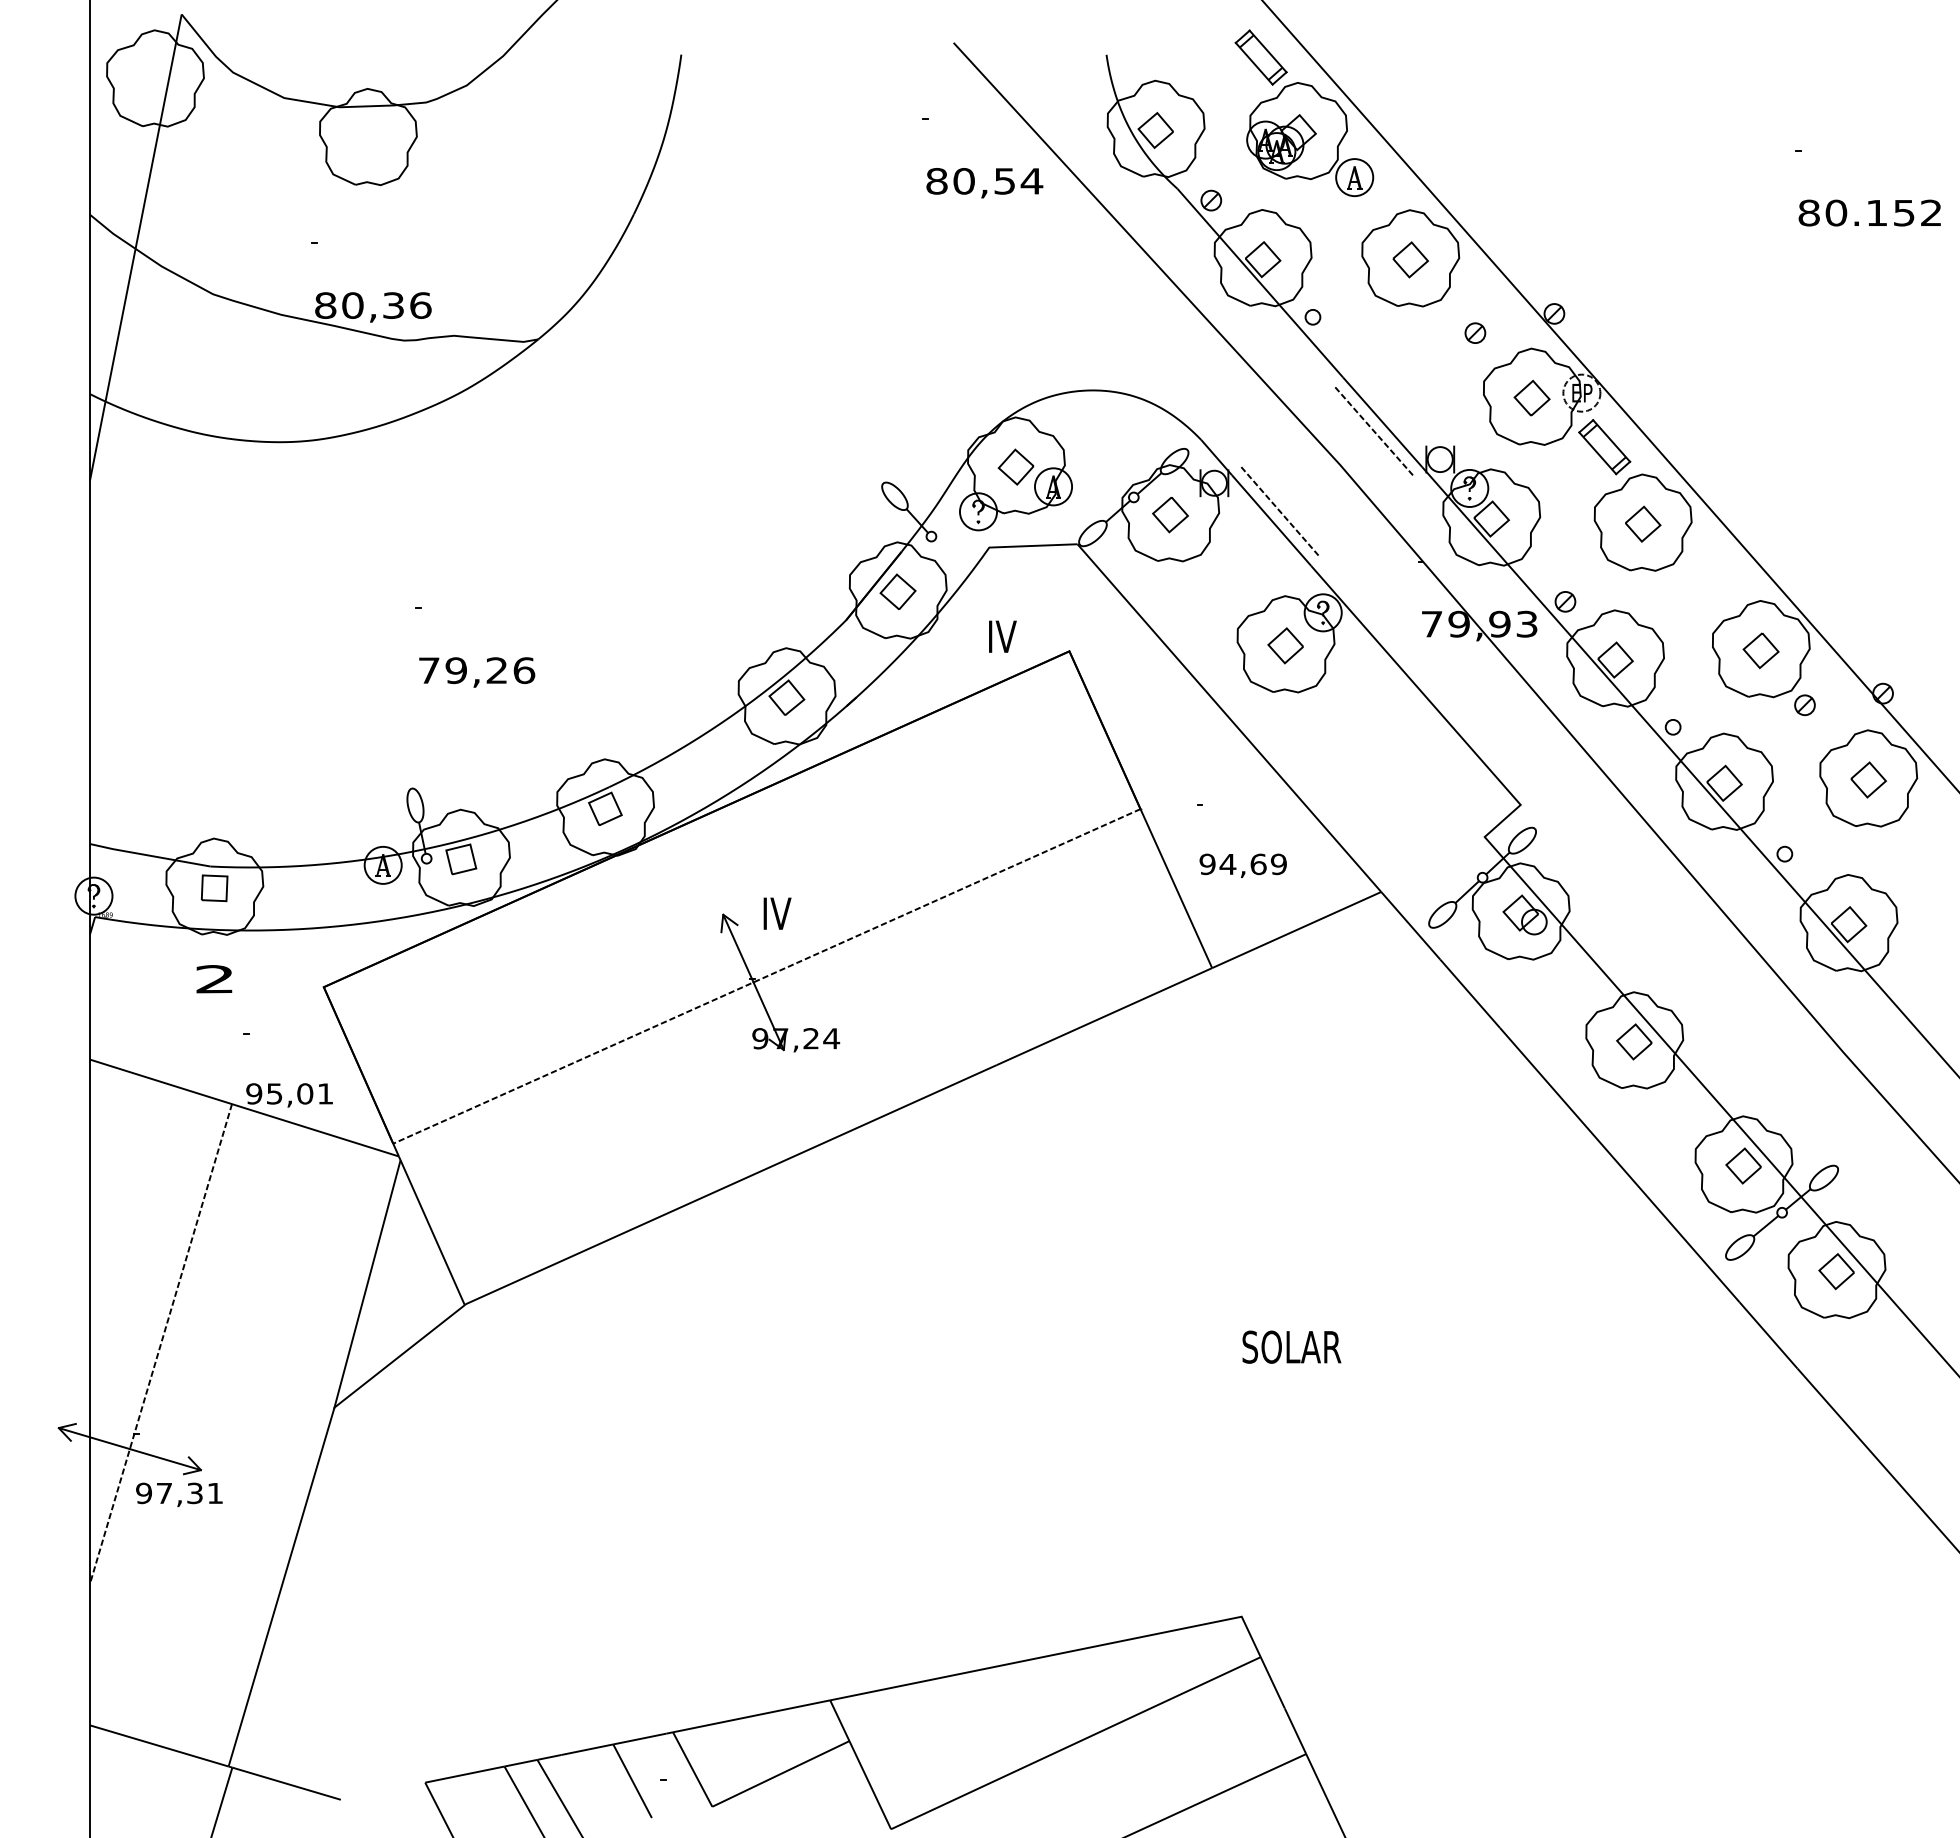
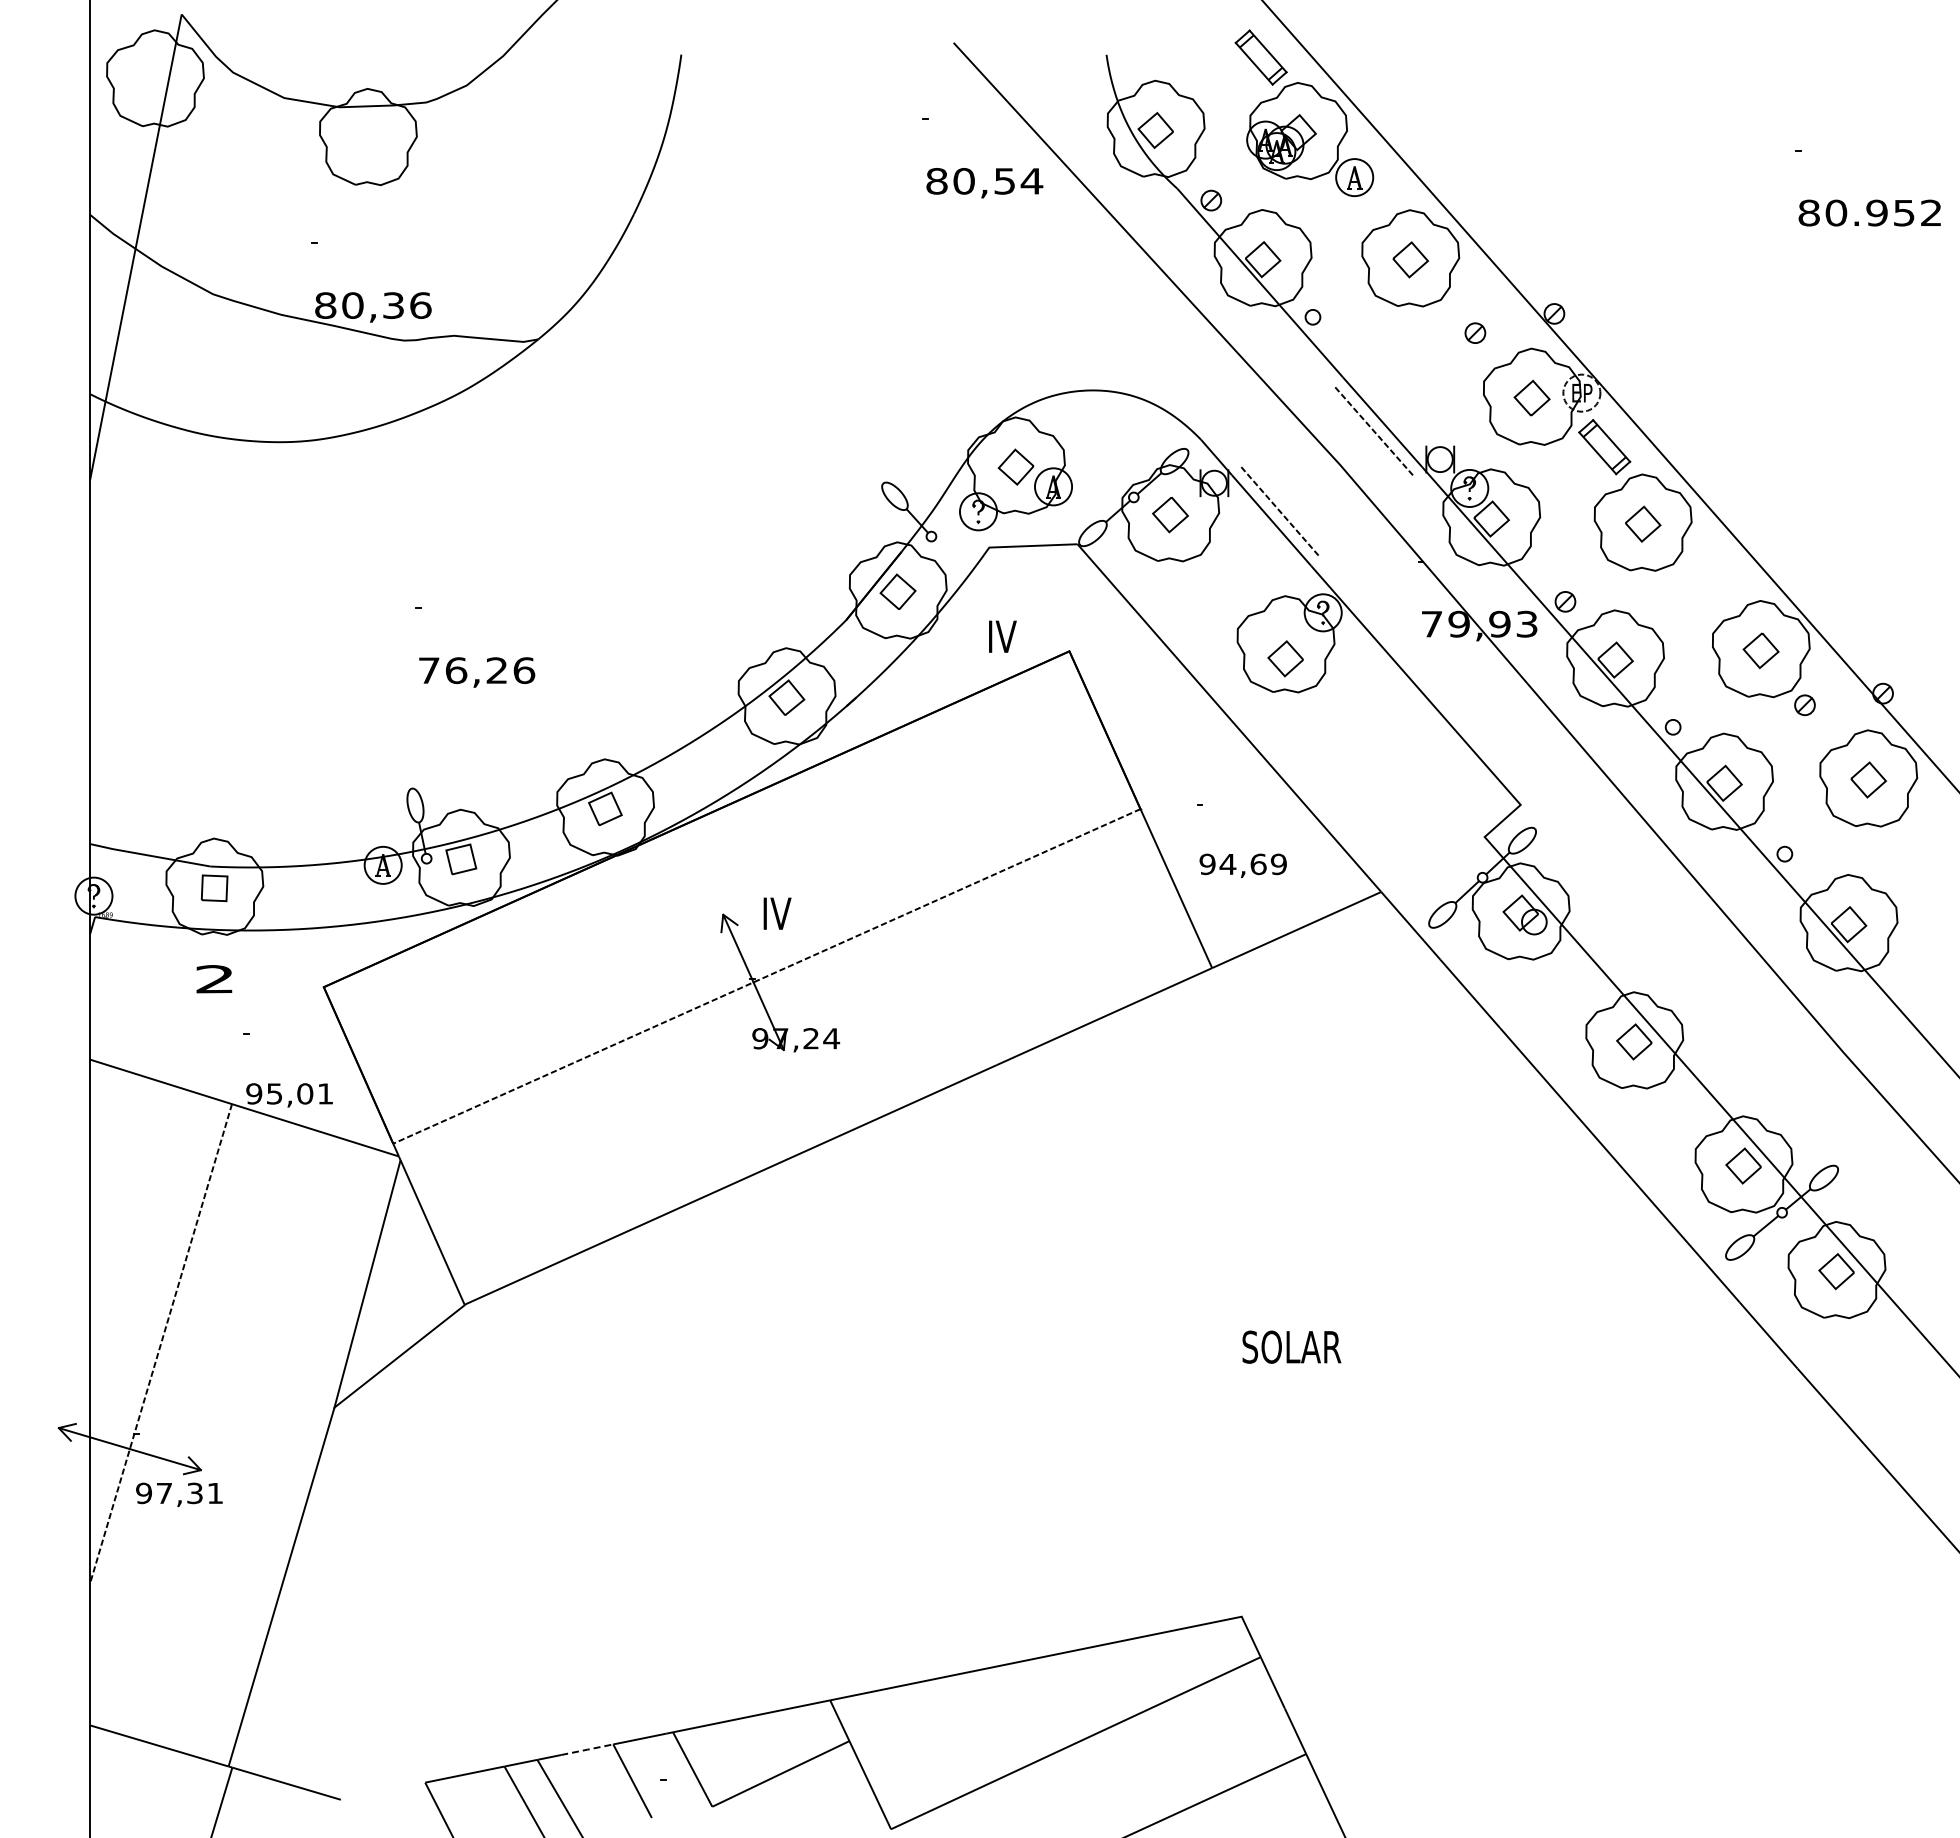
text: 80.152 -> 80.952 (1876, 212)
part position: (1285, 645) -> (1285, 658) (1285, 658)
text: 79,26 -> 76,26 (456, 670)
line: solid -> dashed (587, 1749)
